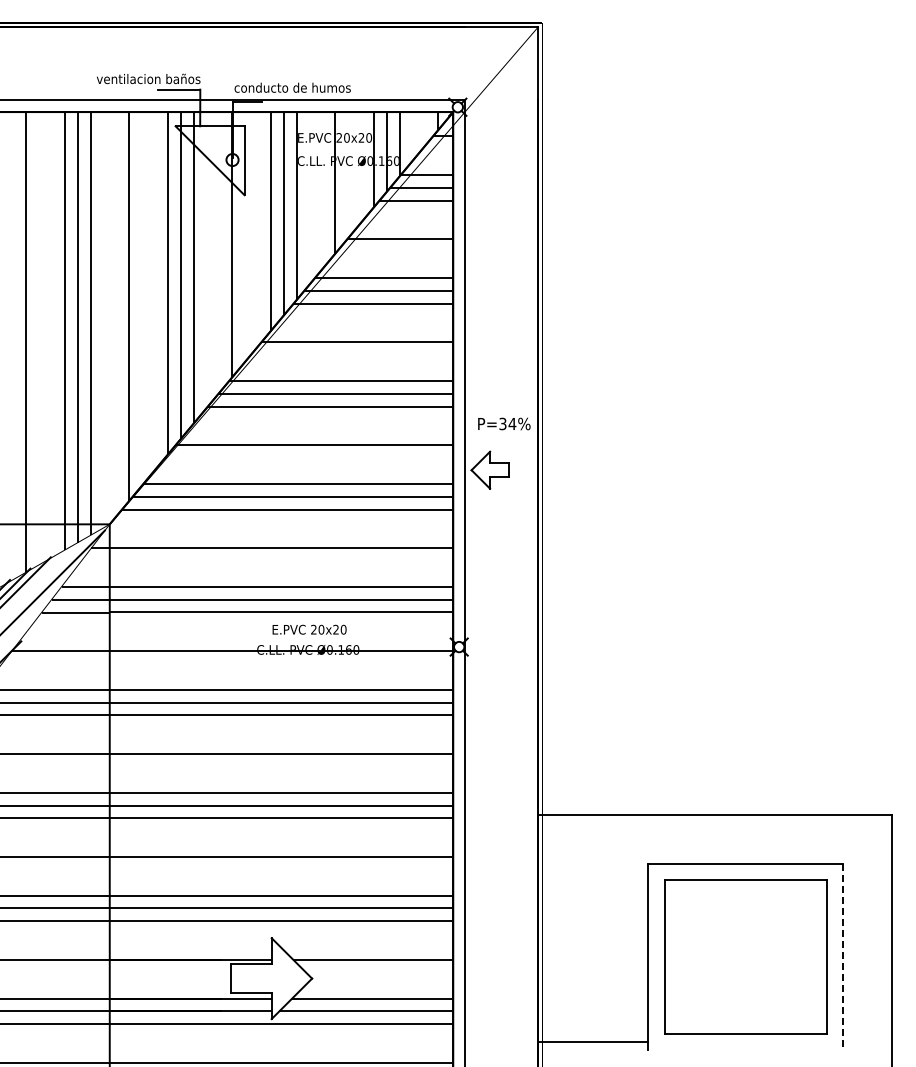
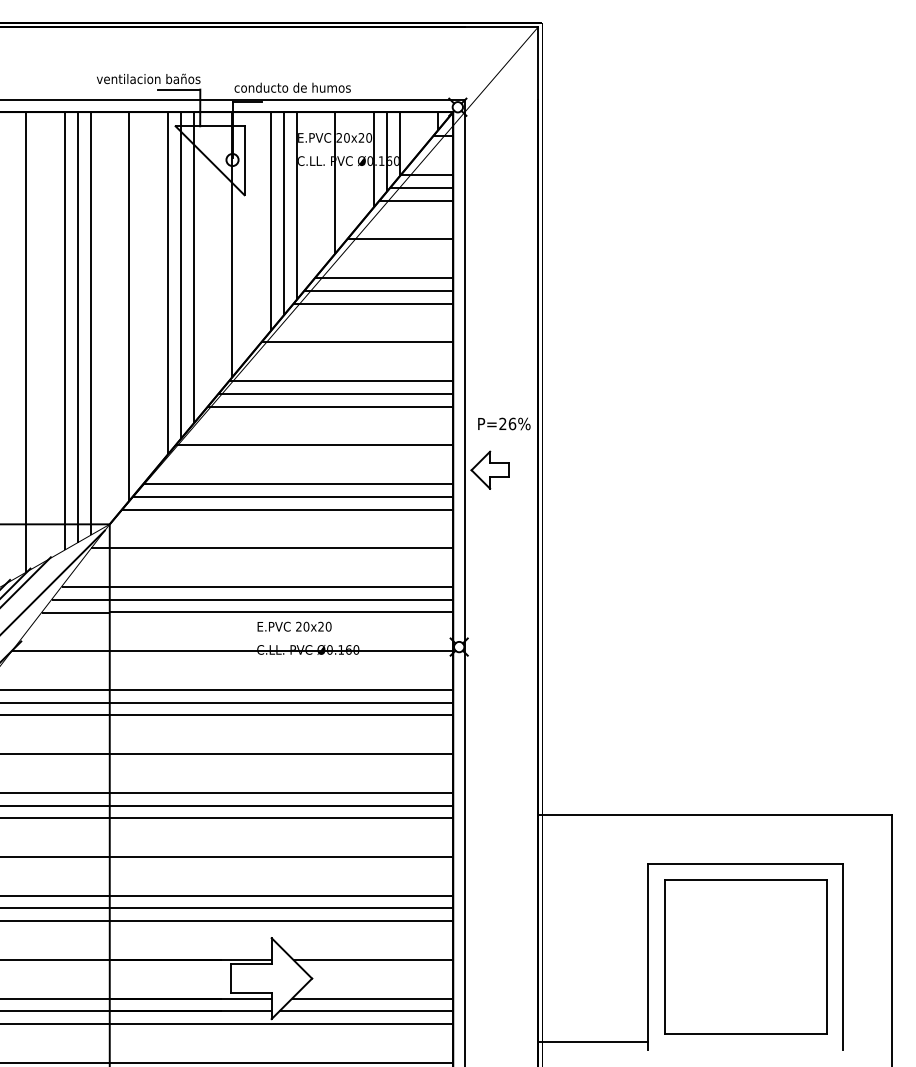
text: P=34% -> P=26% (507, 423)
text position: (309, 629) -> (294, 626) (294, 626)
line: dashed -> solid (842, 957)
